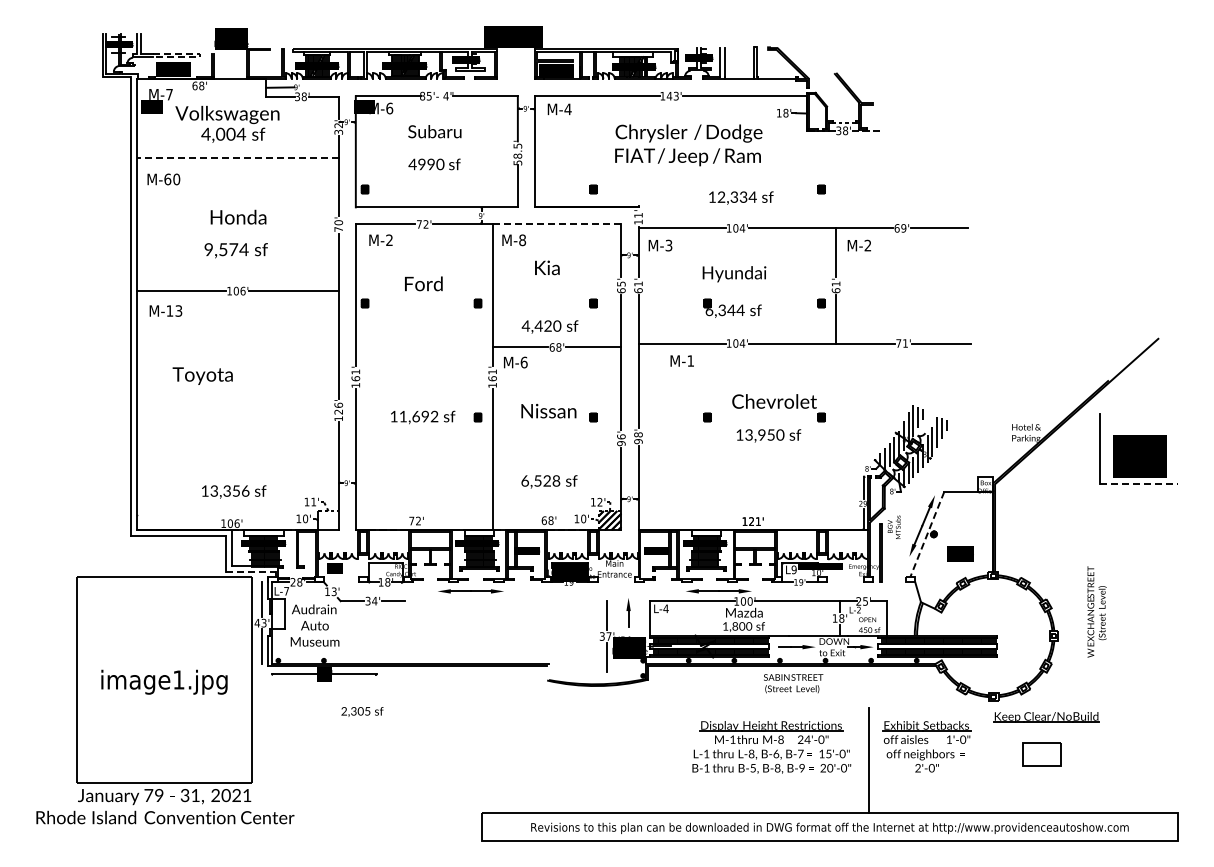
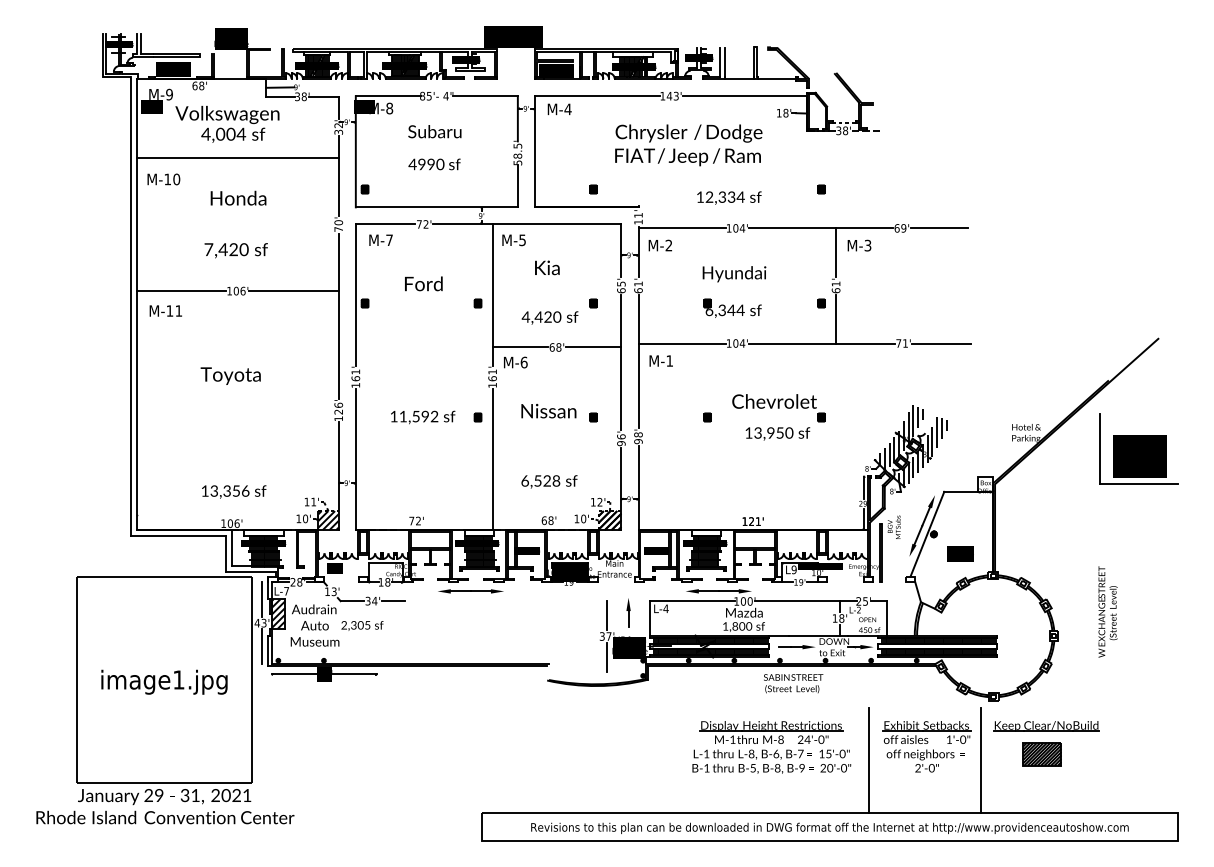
line: dashed -> solid (200, 55)
text: M-7 -> M-9 (169, 94)
text: M-6 -> M-8 (389, 108)
line: dashed -> solid (237, 158)
text: M-60 -> M-10 (167, 179)
text position: (741, 197) -> (729, 197) (729, 197)
text position: (238, 216) -> (238, 197) (238, 197)
line: dashed -> solid (557, 224)
text: M-2 -> M-7 (389, 239)
text: M-8 -> M-5 (522, 240)
text: M-3 -> M-2 (668, 245)
text: M-2 -> M-3 (867, 245)
text: 9,574 -> 7,420 (226, 249)
text: M-13 -> M-11 (178, 310)
text position: (549, 326) -> (549, 317) (549, 317)
text position: (681, 360) -> (660, 360) (660, 360)
text position: (202, 375) -> (230, 375) (230, 375)
text: 11,692 -> 11,592 (415, 416)
text position: (768, 435) -> (777, 433) (777, 433)
line: dashed -> solid (1138, 484)
hatch: none -> present (328, 520)
line: dashed -> solid (927, 534)
line: dashed -> solid (250, 571)
text position: (1096, 611) -> (1107, 611) (1107, 611)
hatch: none -> present (278, 613)
text position: (362, 711) -> (362, 625) (362, 625)
part position: (1046, 717) -> (1046, 726) (1046, 726)
hatch: none -> present (1041, 754)
line: none -> present (981, 760)
text: 79 -> 29 (148, 795)
